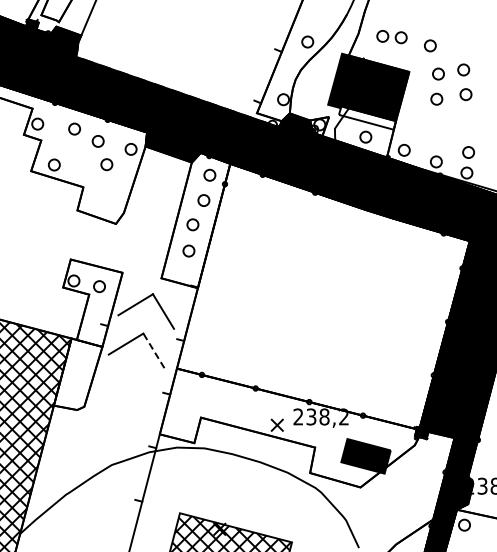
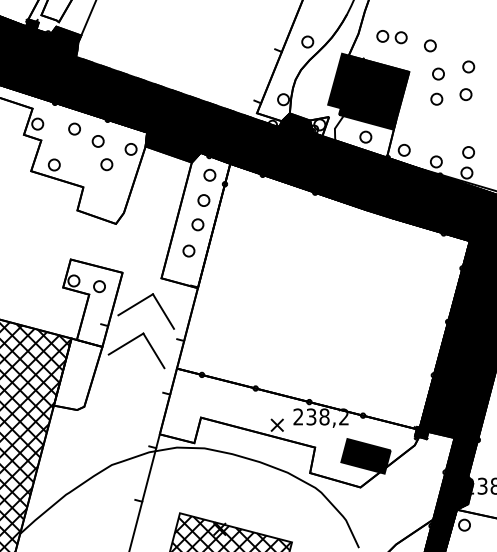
circle position: (463, 69) -> (468, 66) (468, 66)
fill: none -> present (367, 117)
circle position: (192, 224) -> (197, 224) (197, 224)
line: dashed -> solid (153, 350)
